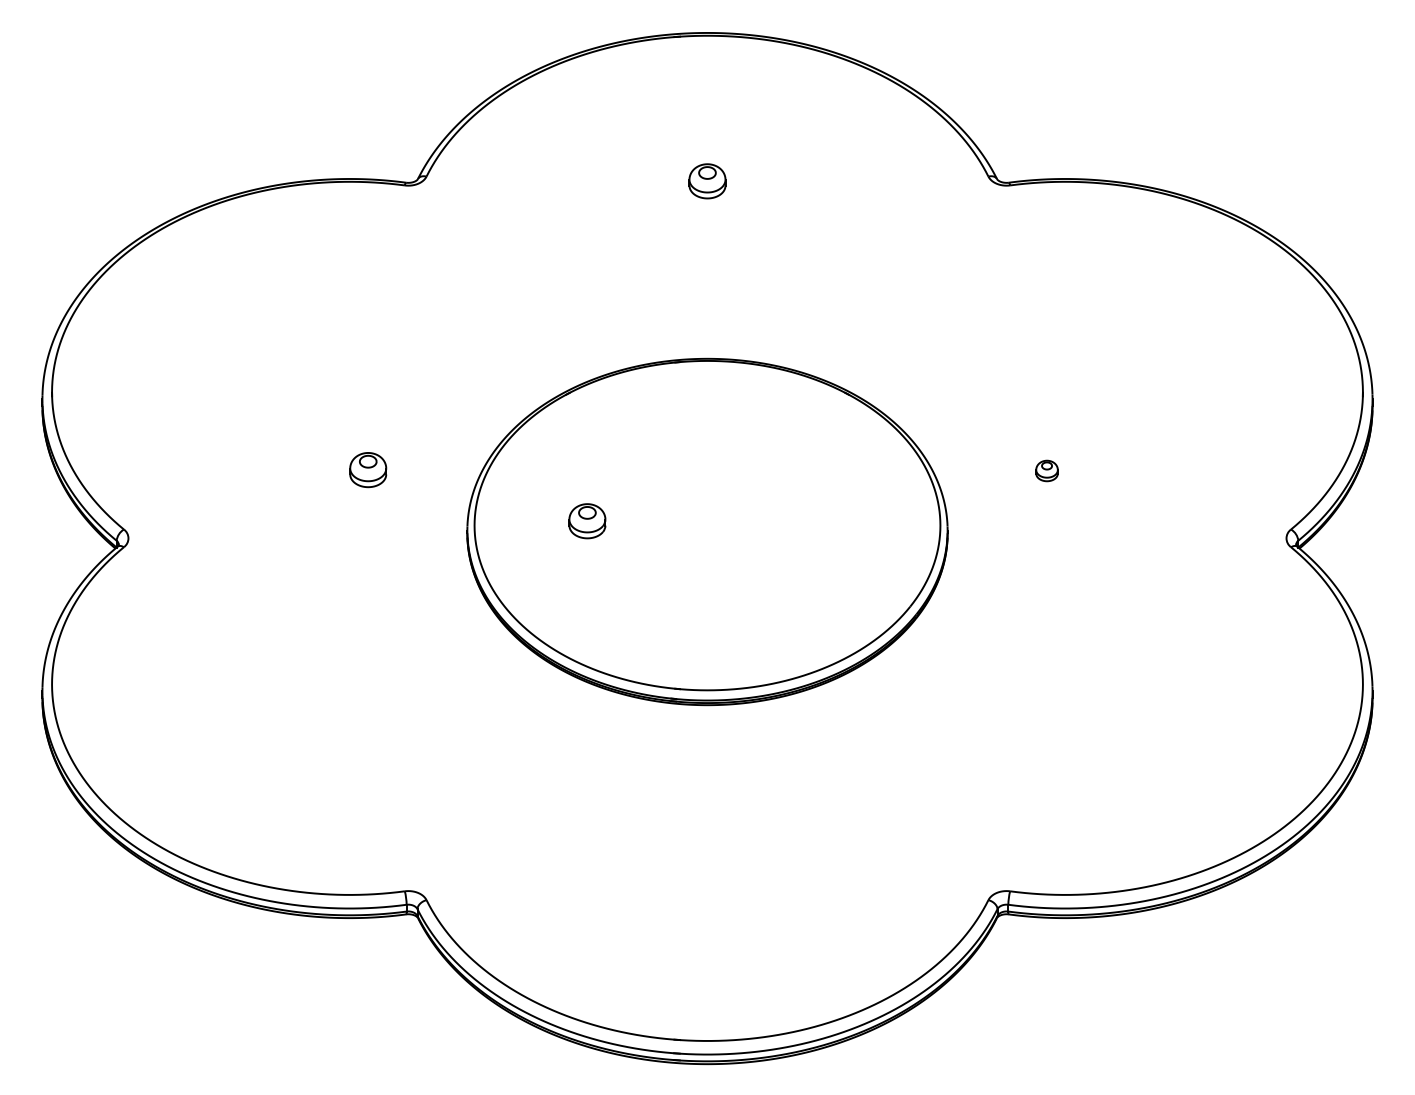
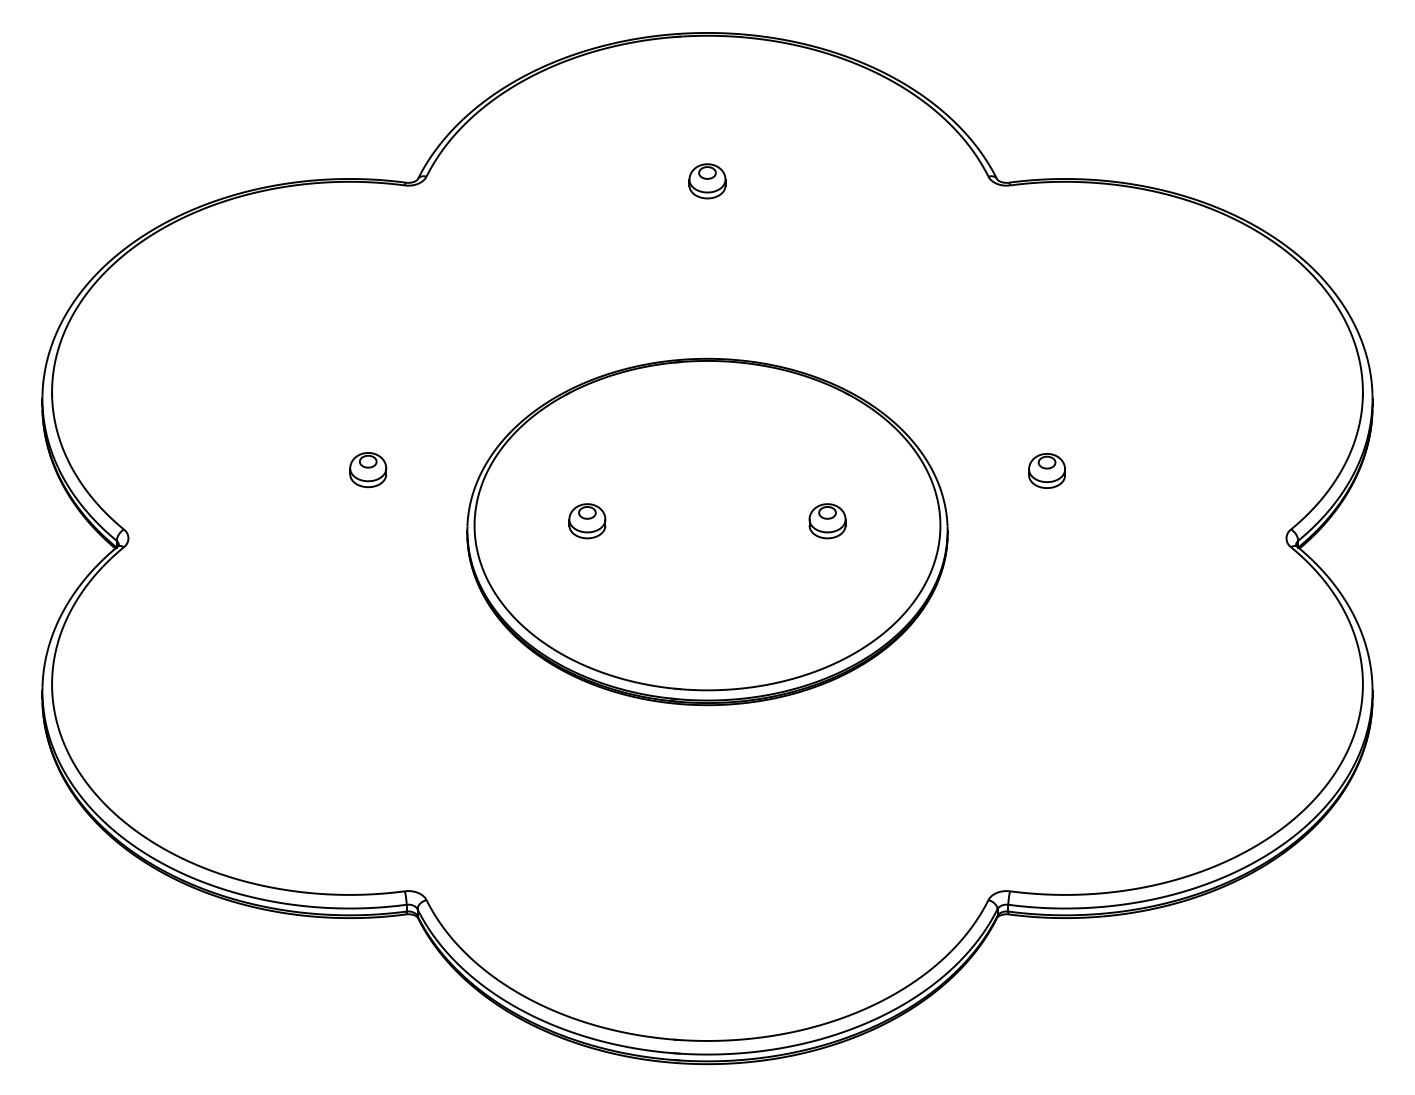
part size: 24x24 px -> 38x36 px (1046, 470)
part: none -> present (827, 521)
